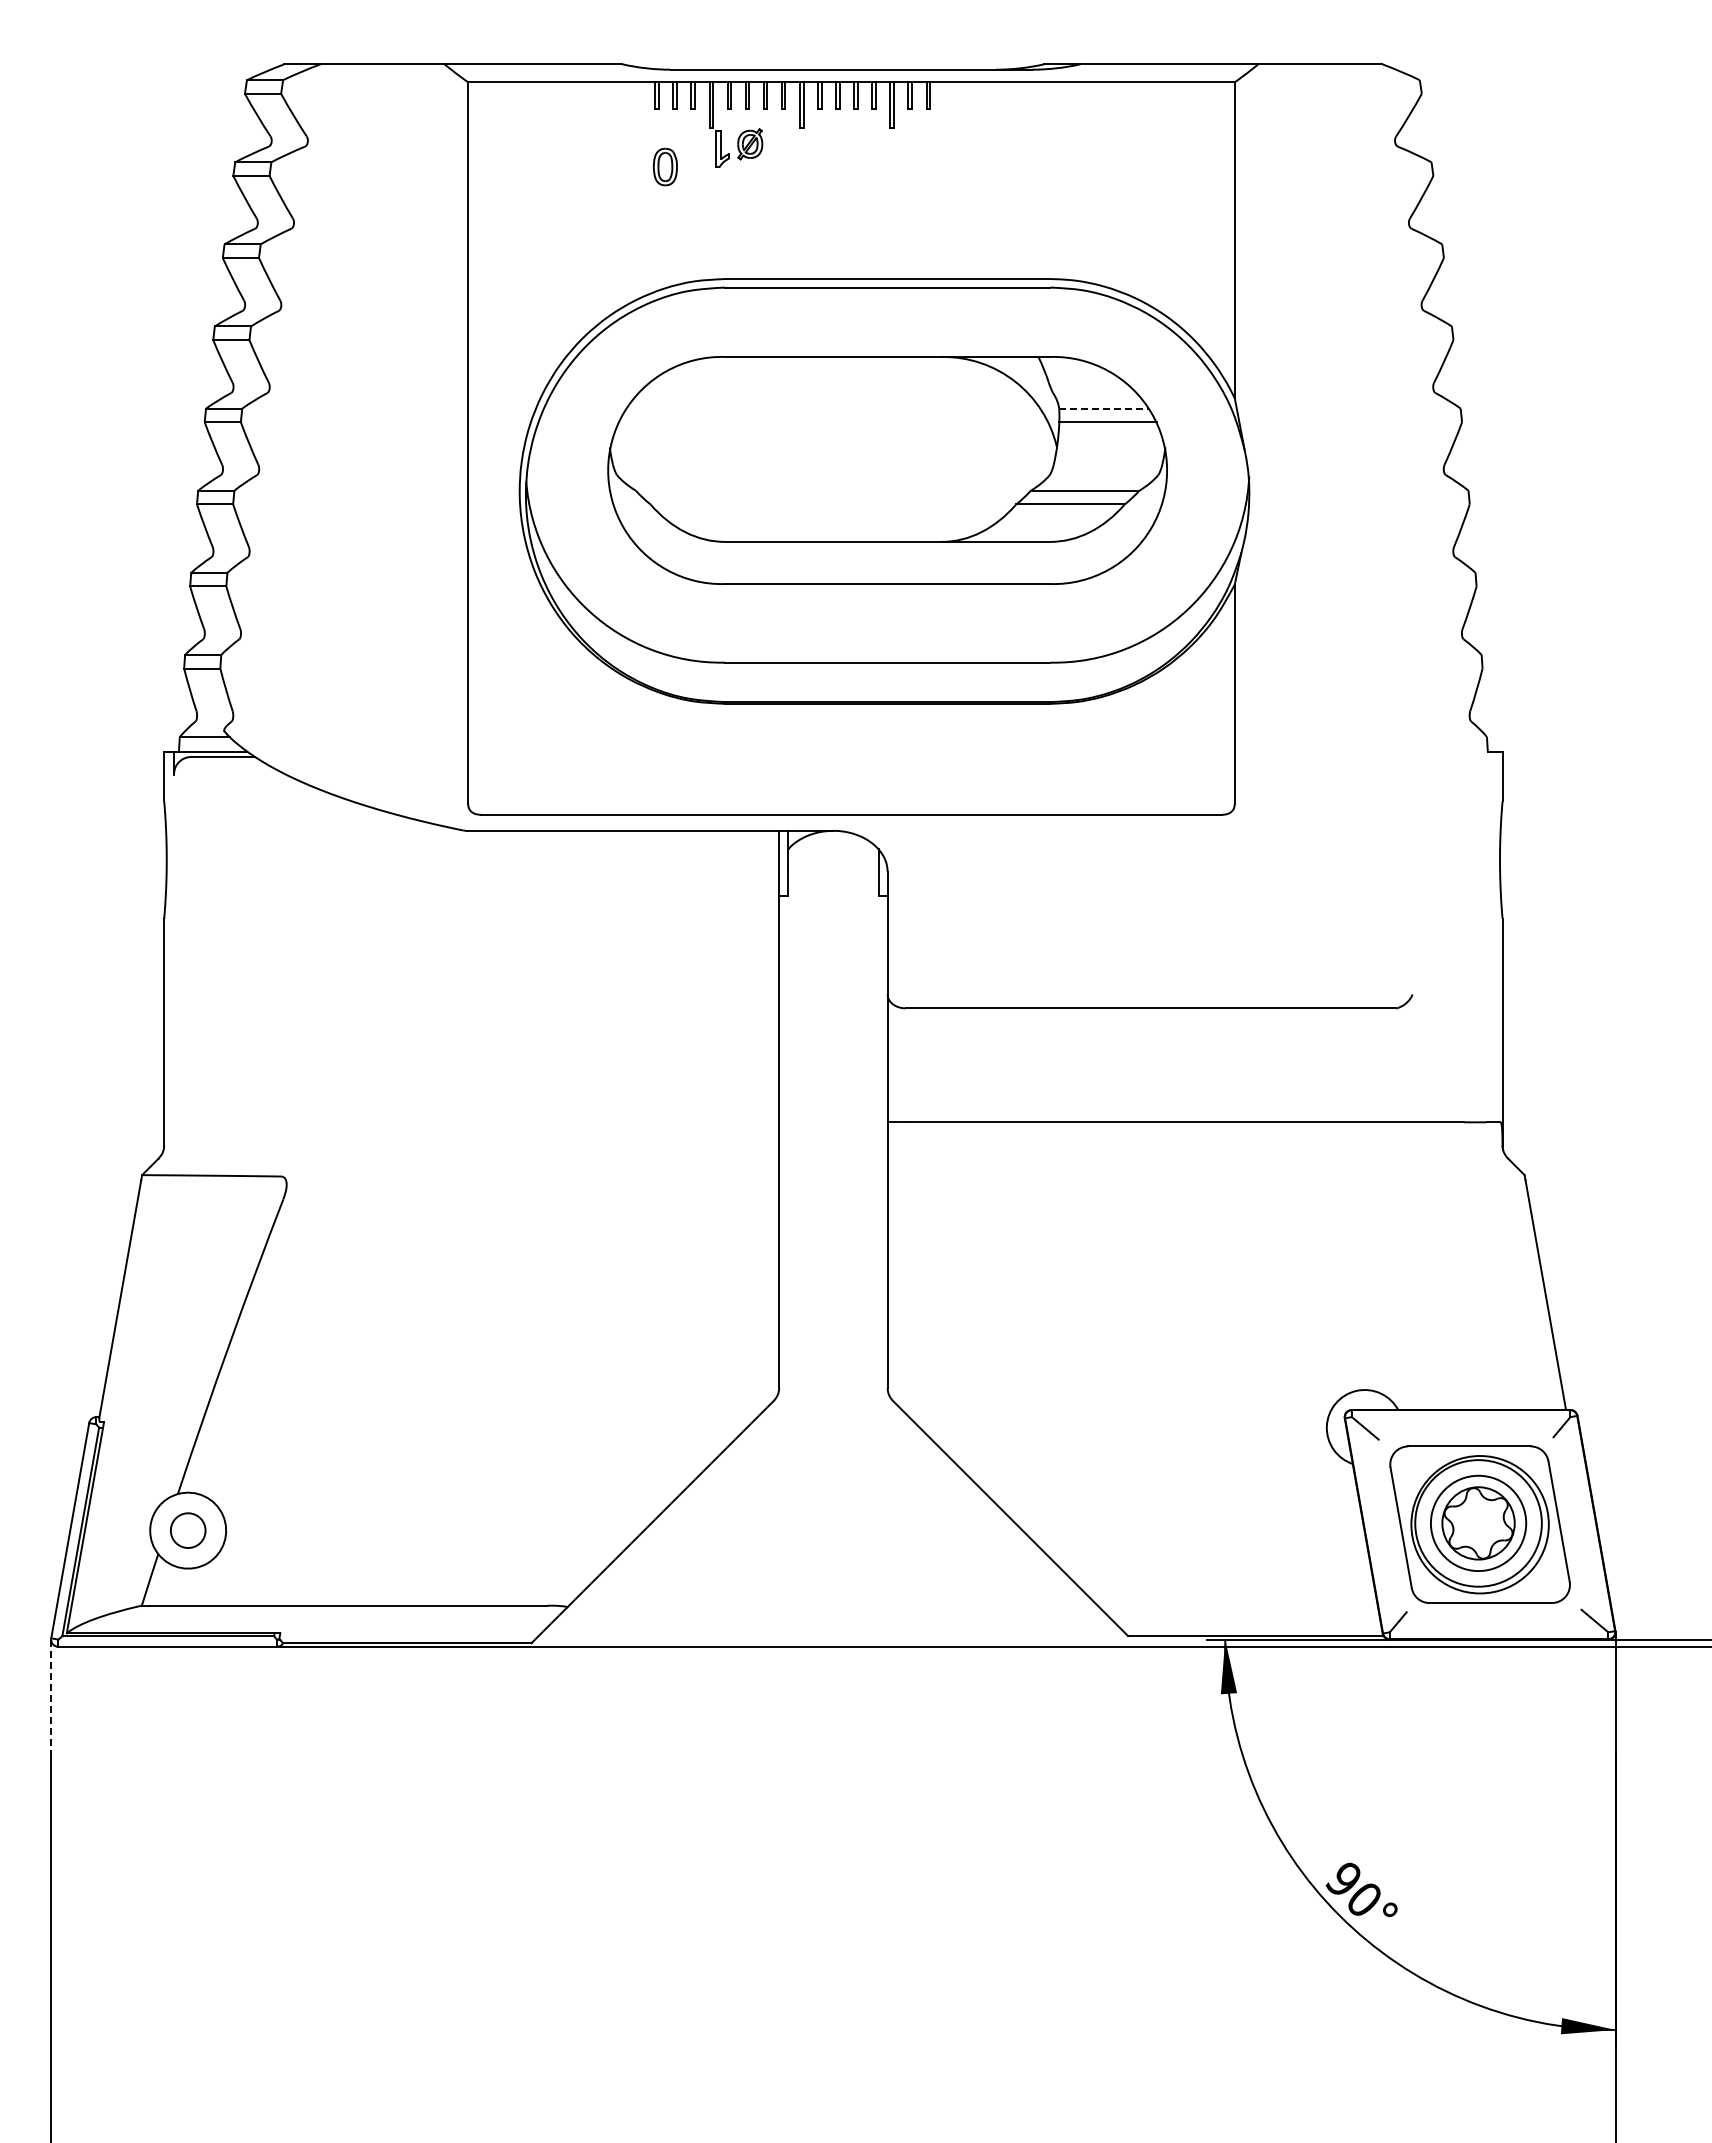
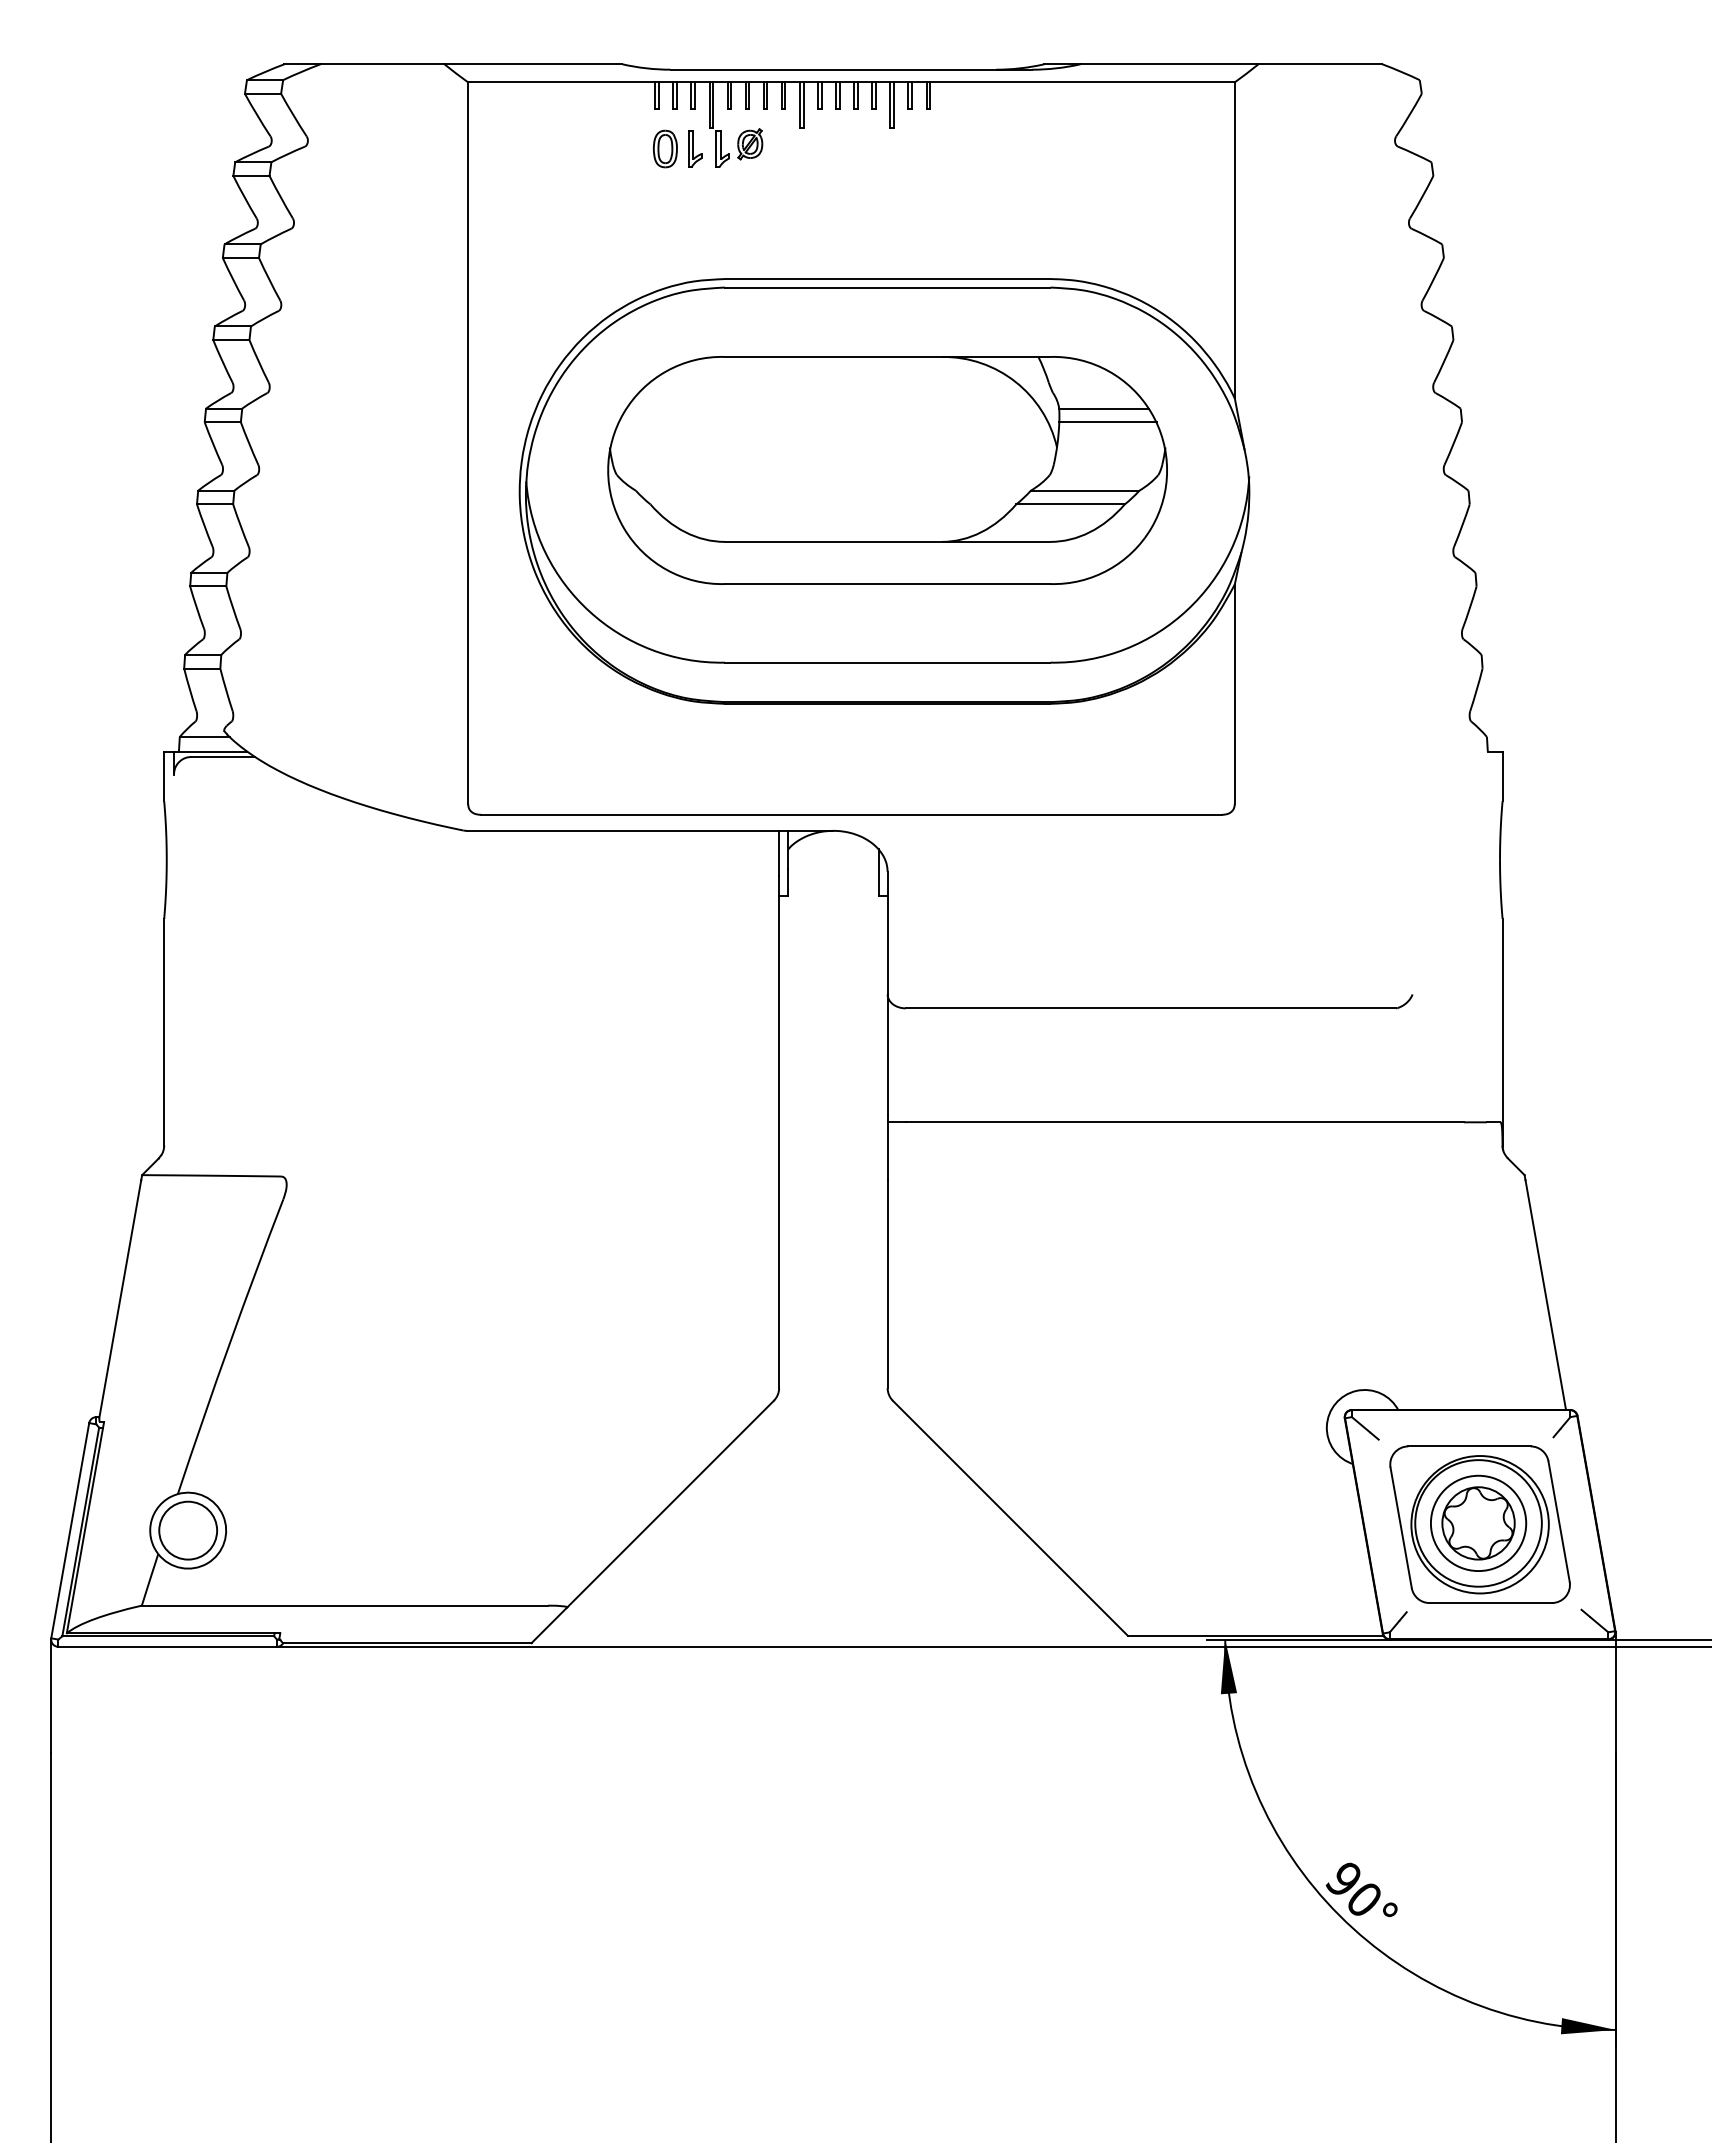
part: none -> present (695, 148)
part position: (664, 166) -> (664, 148) (664, 148)
line: dashed -> solid (1104, 408)
circle diameter: 35 px -> 58 px (188, 1530)
line: dashed -> solid (51, 1696)
